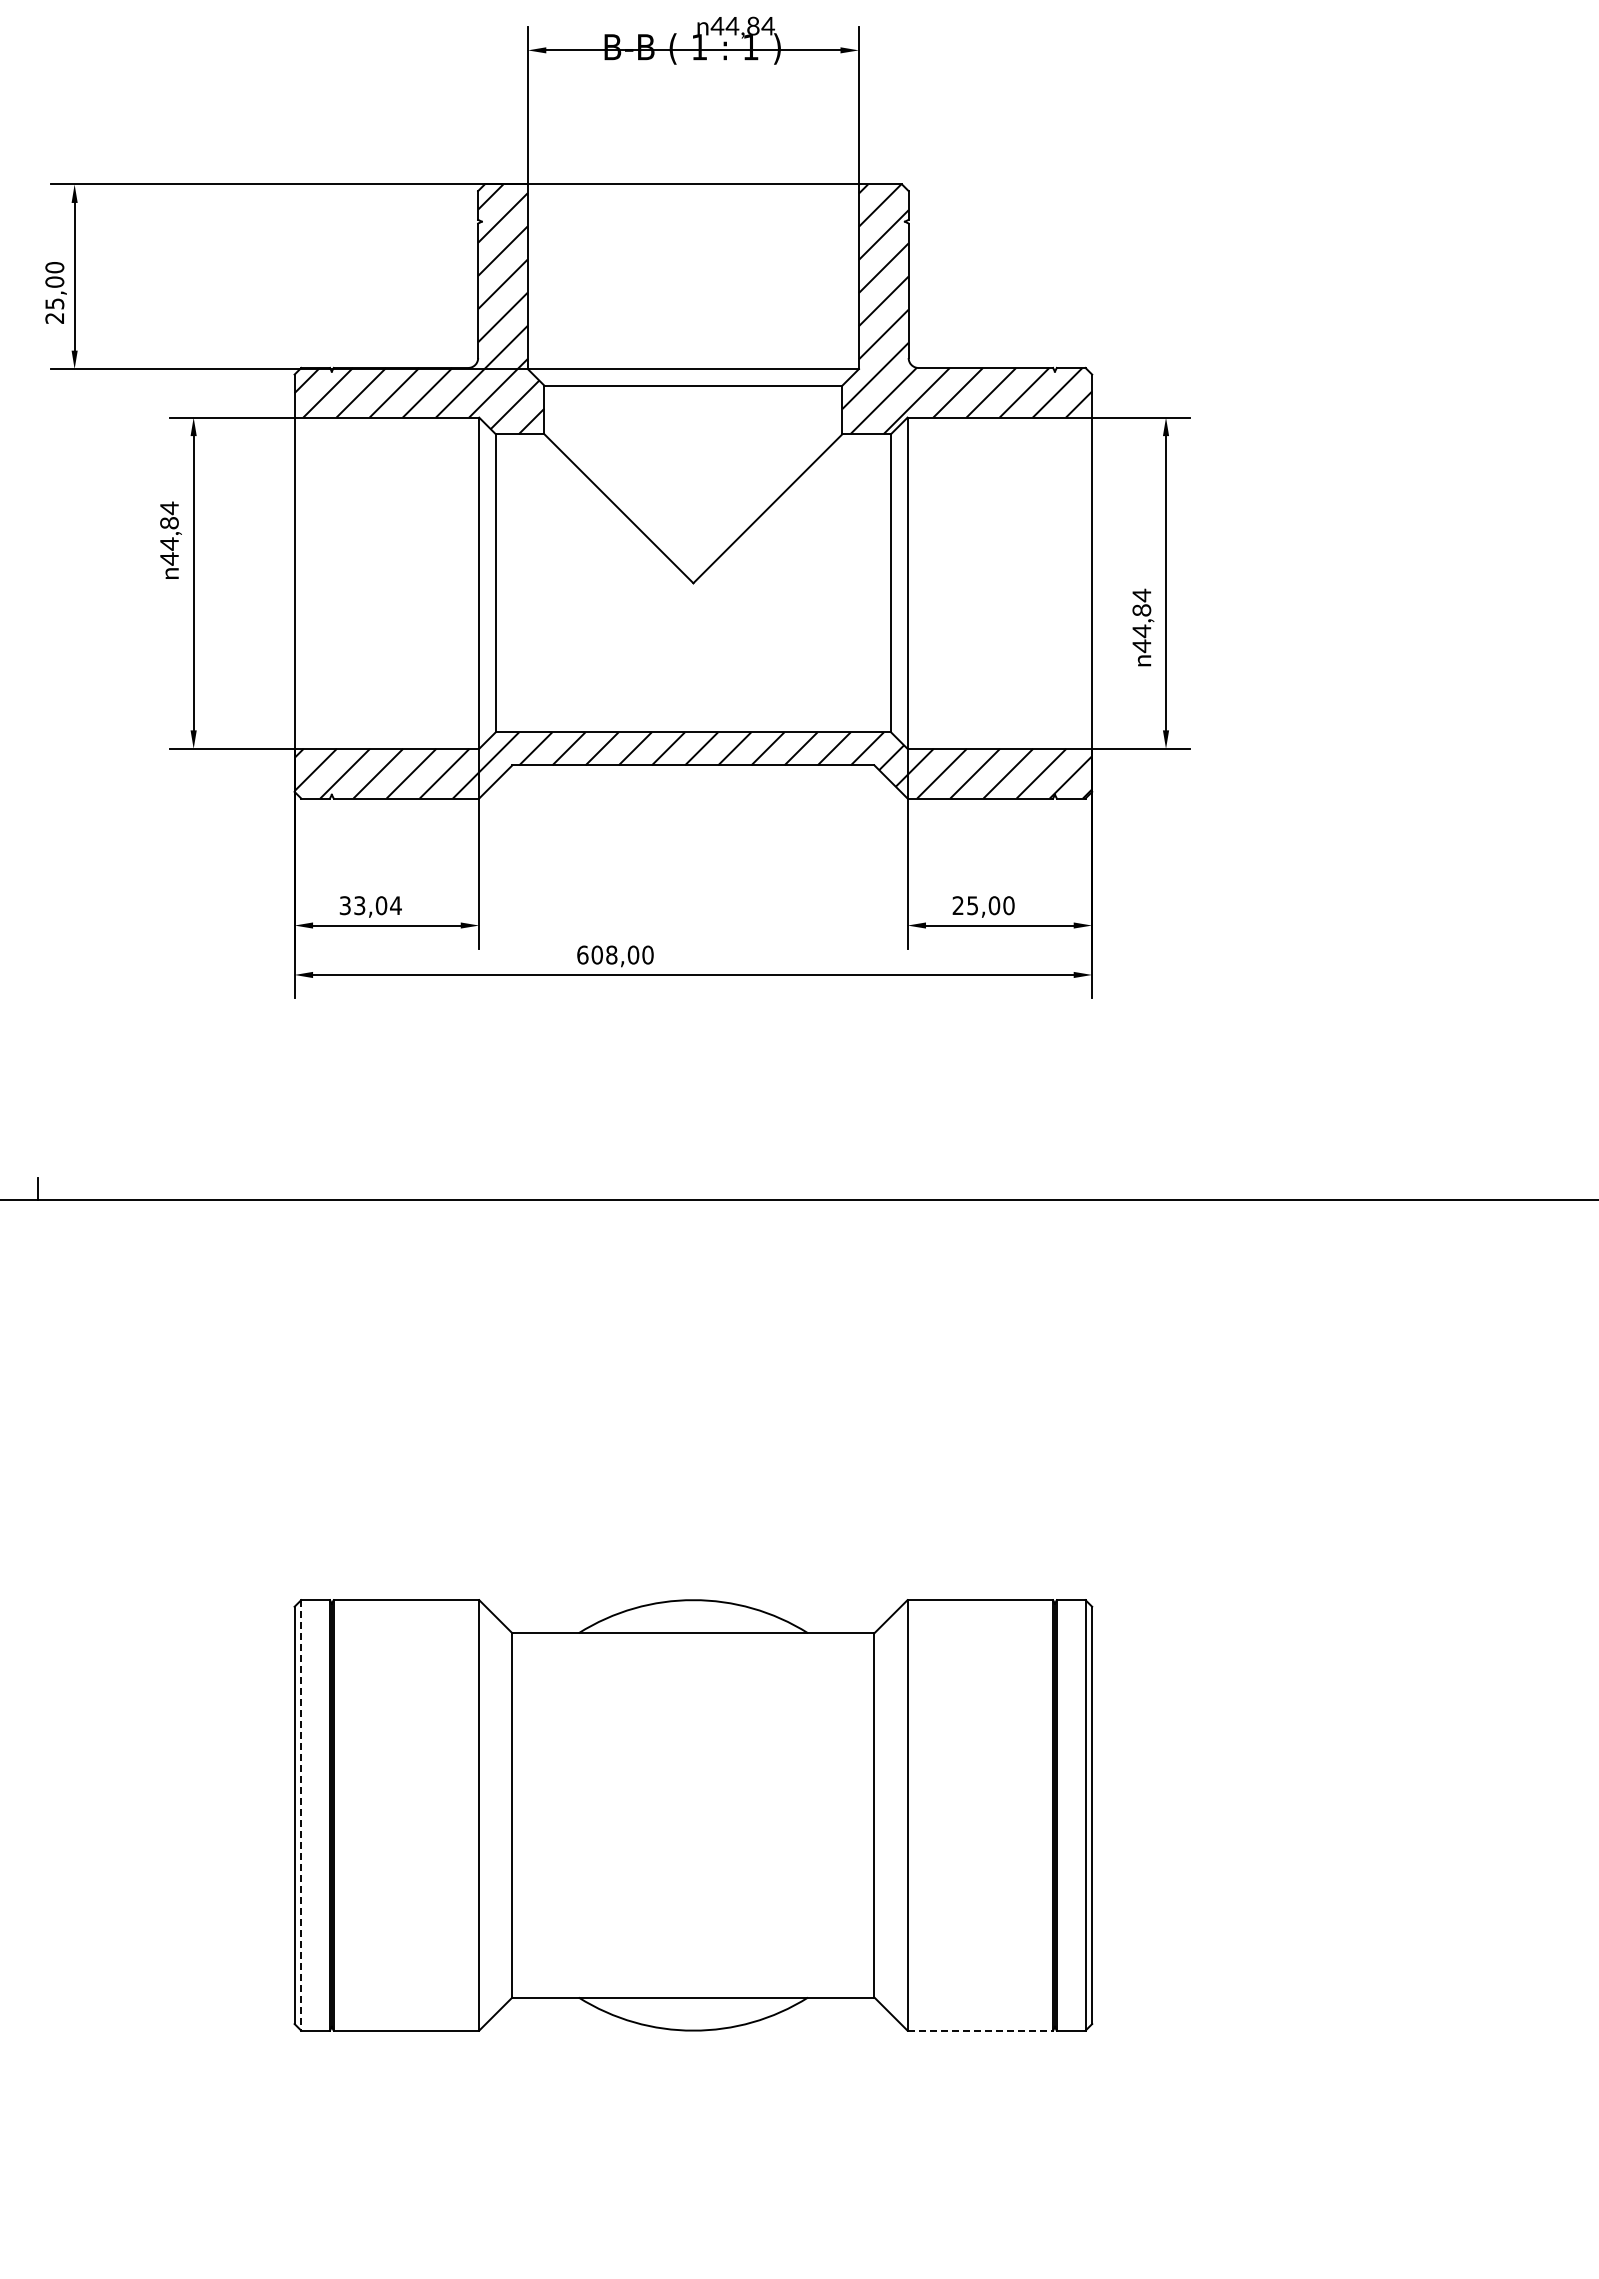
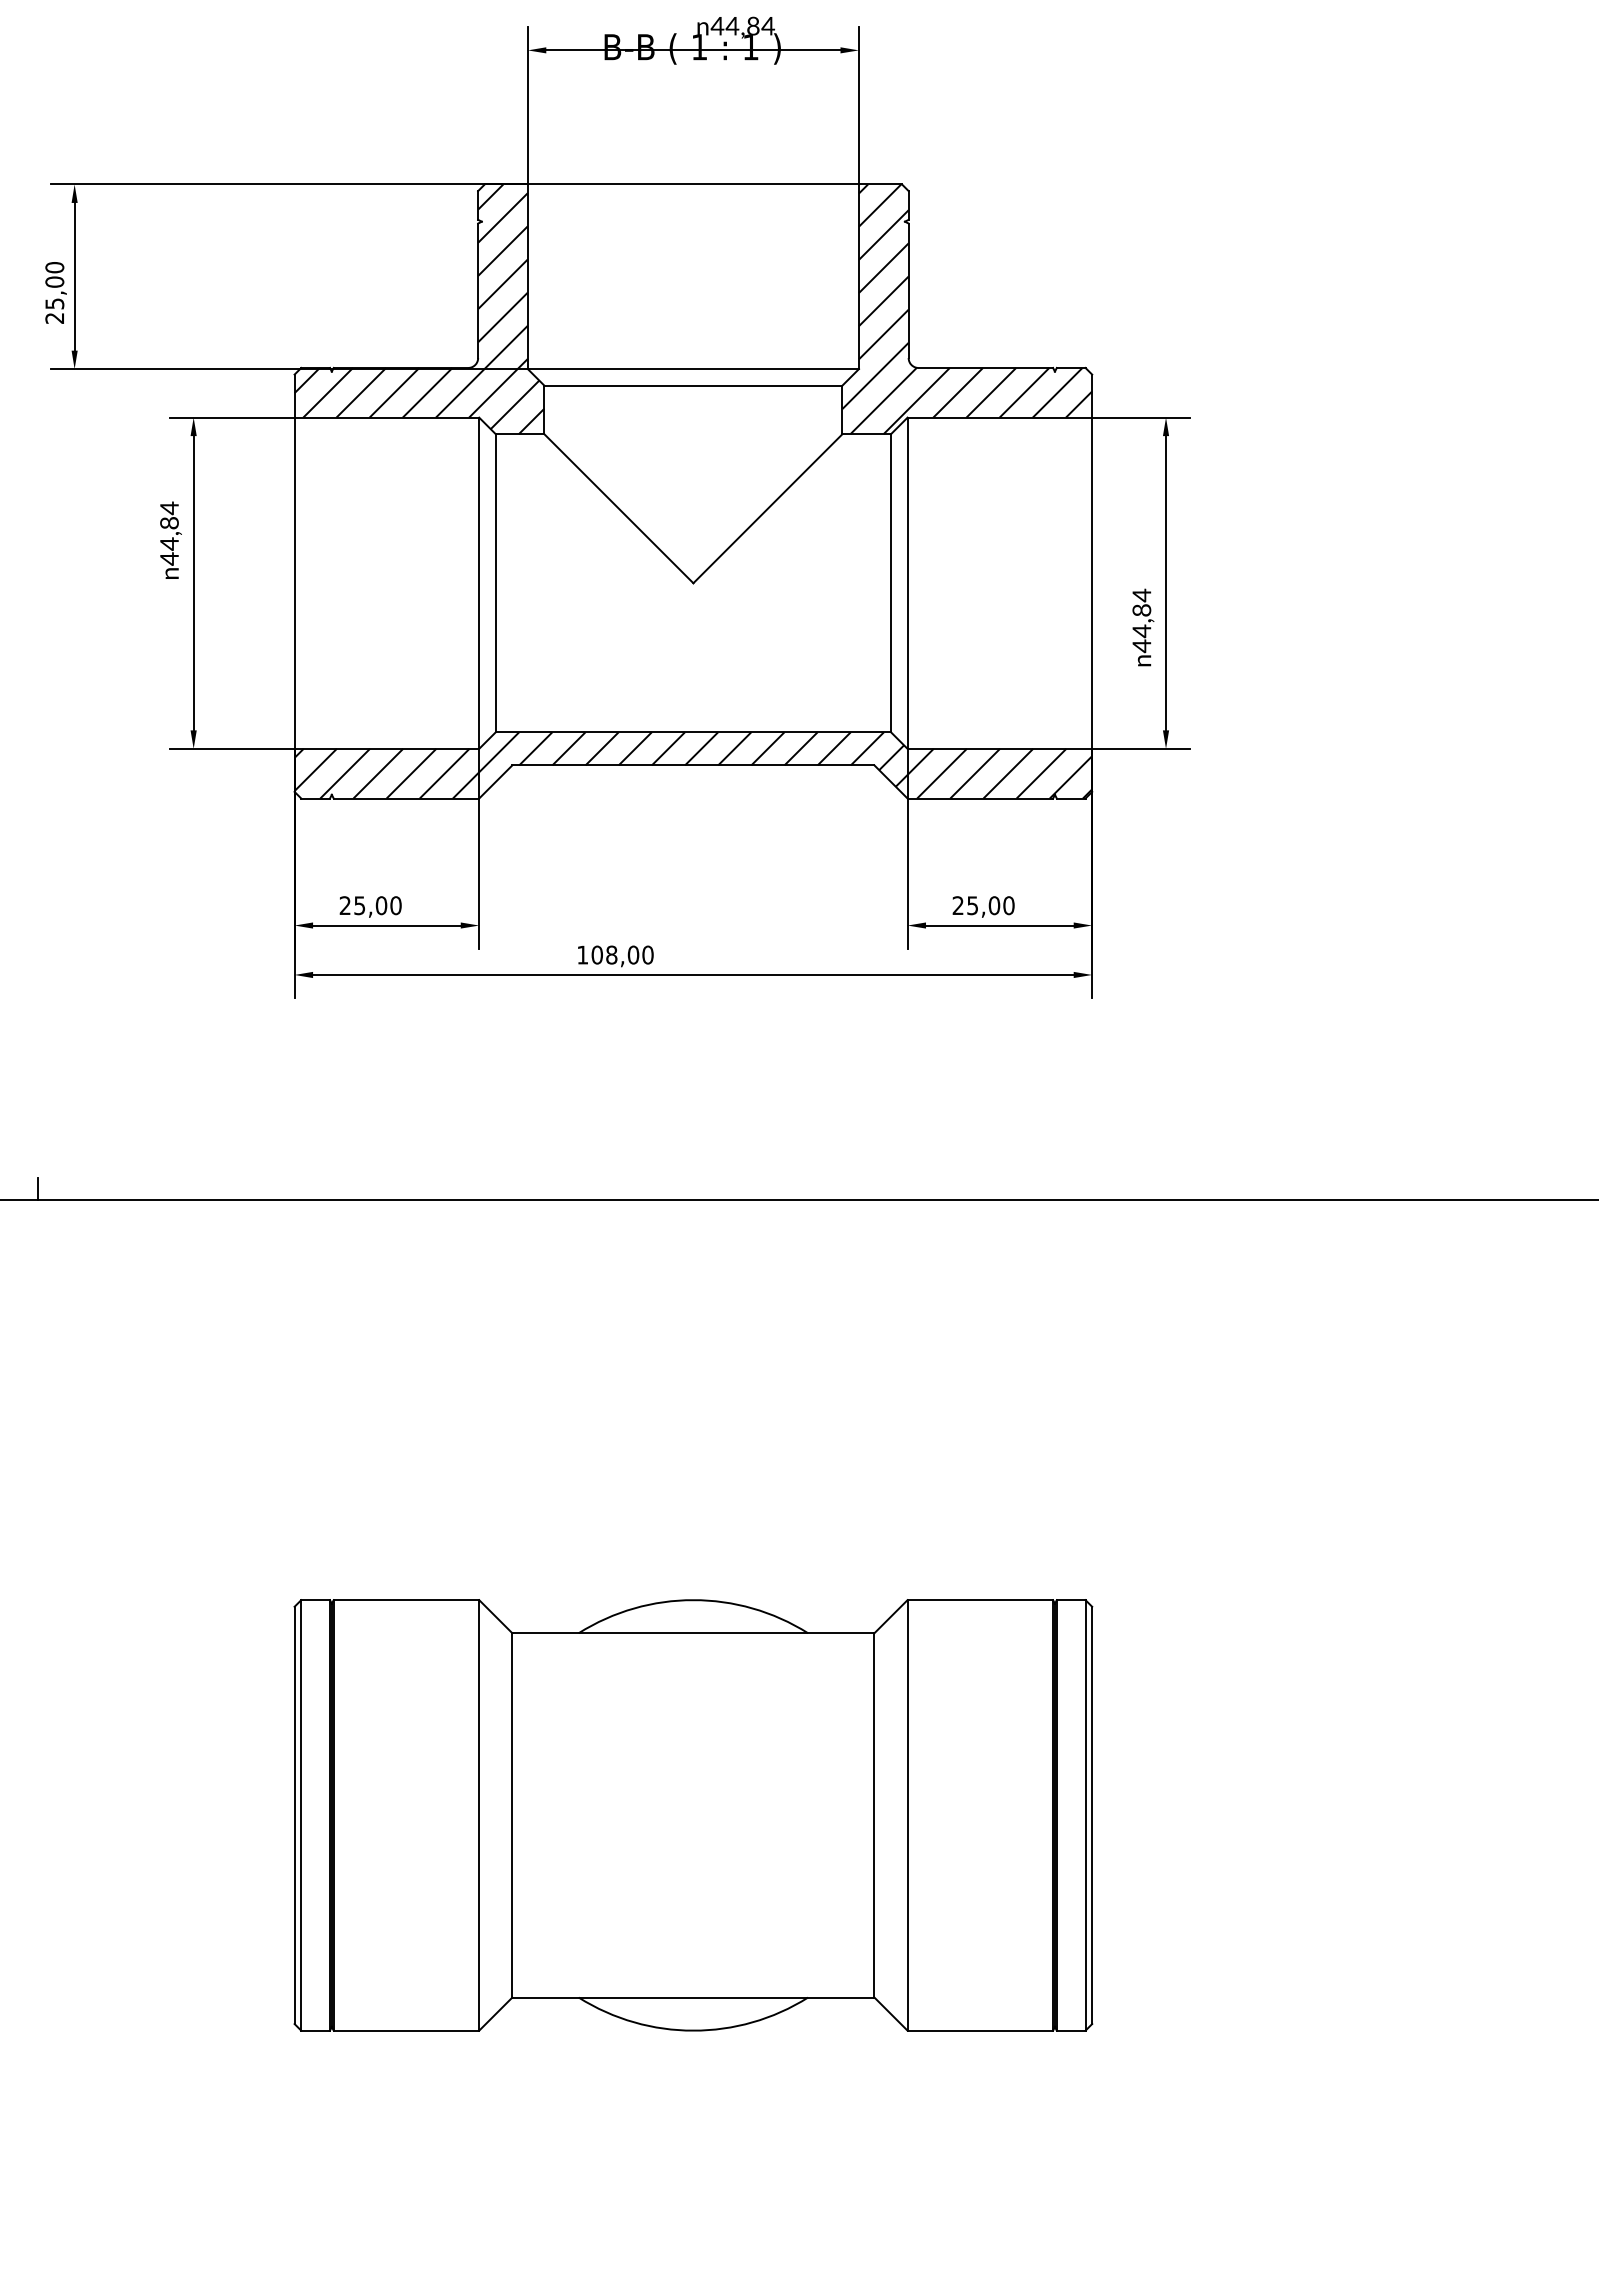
text: 33,04 -> 25,00 (370, 905)
text: 608,00 -> 108,00 (582, 954)
line: dashed -> solid (301, 1815)
line: dashed -> solid (980, 2030)
